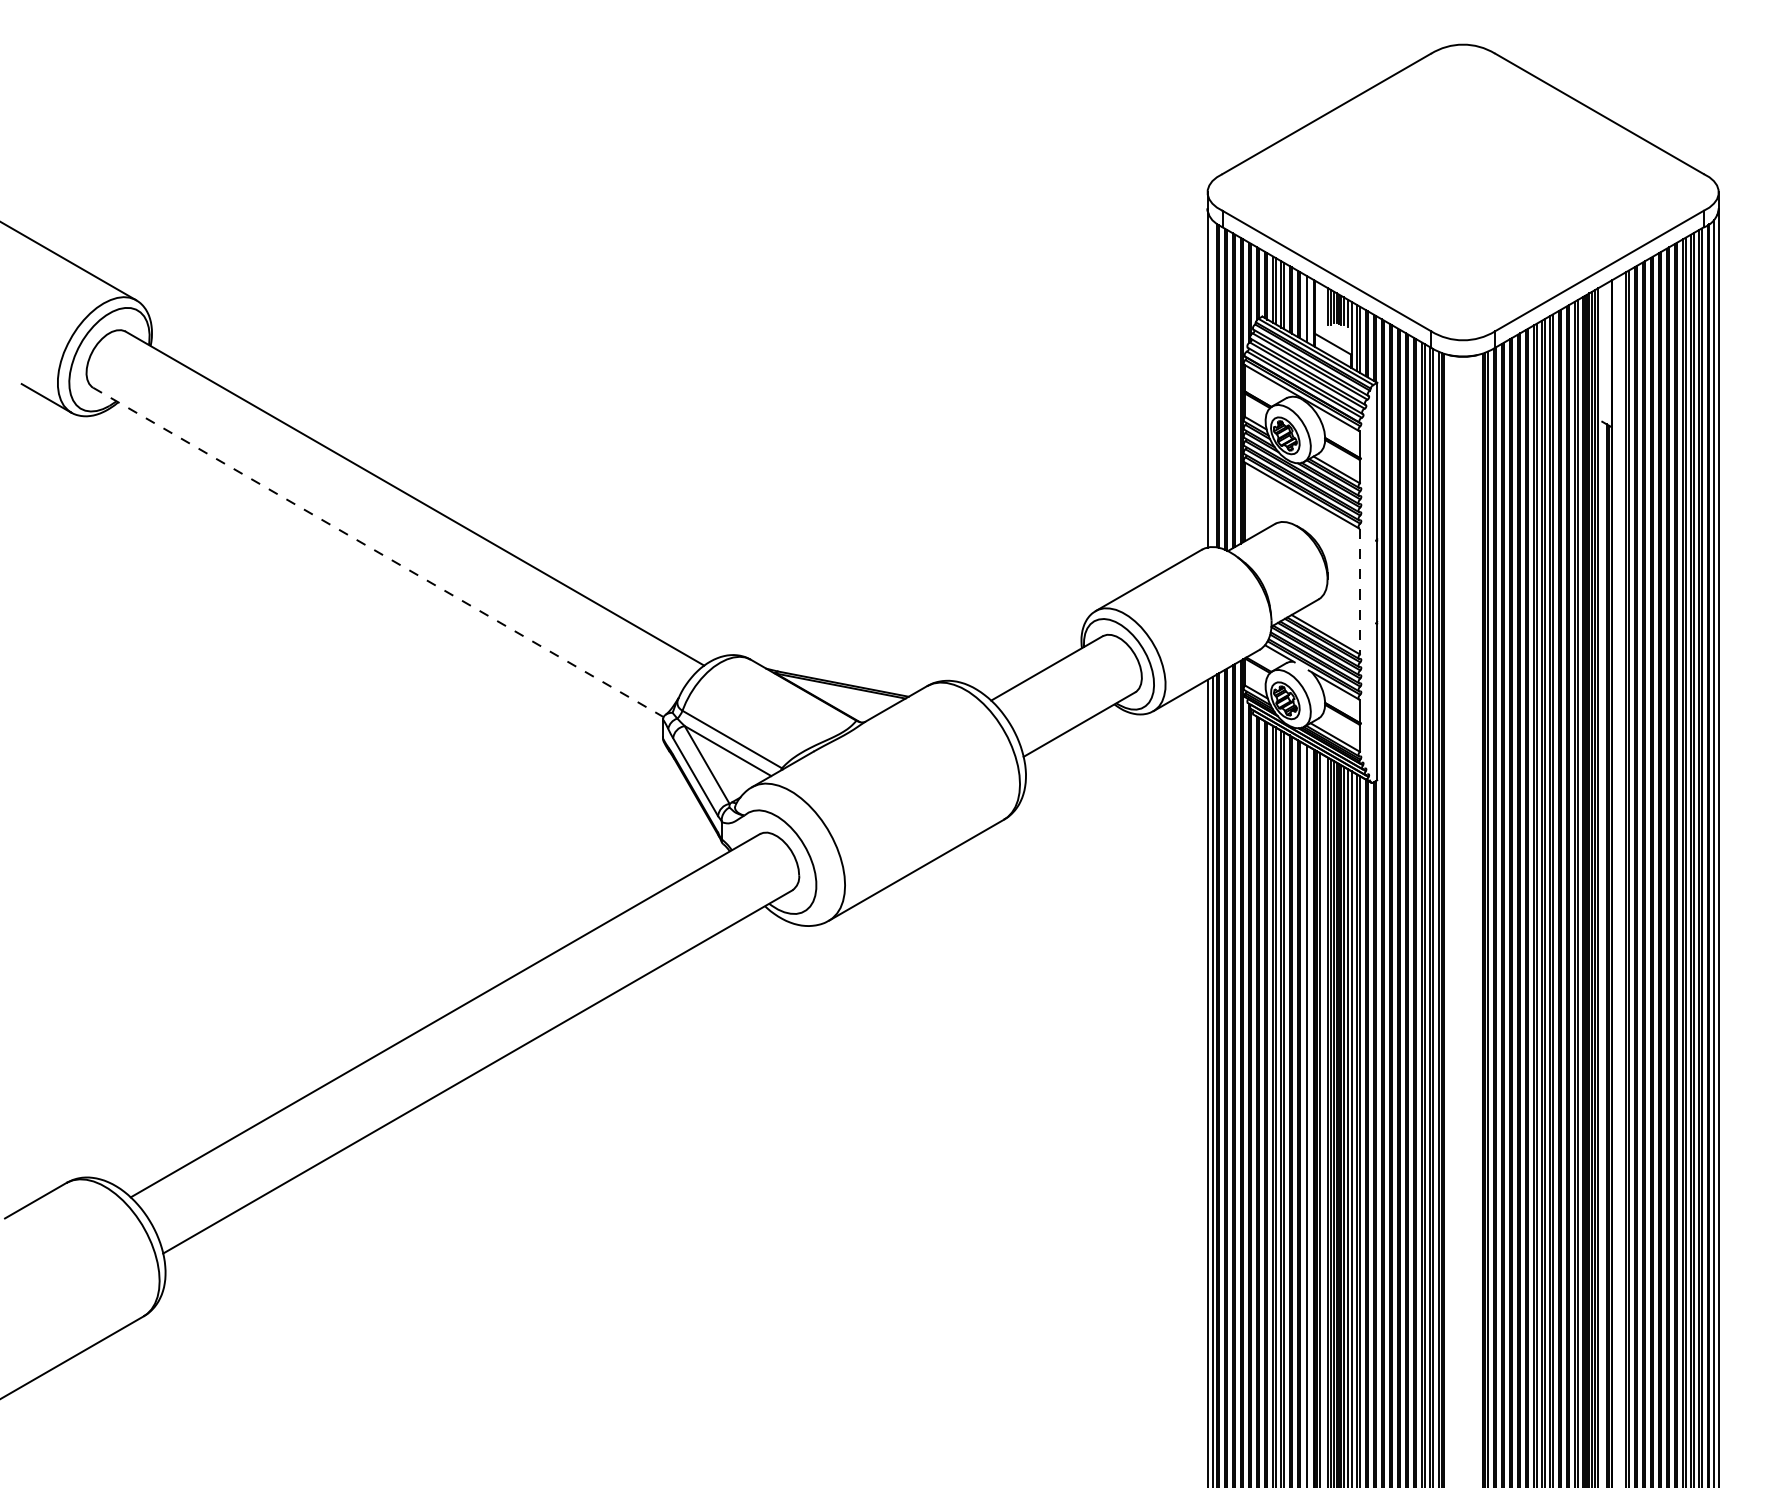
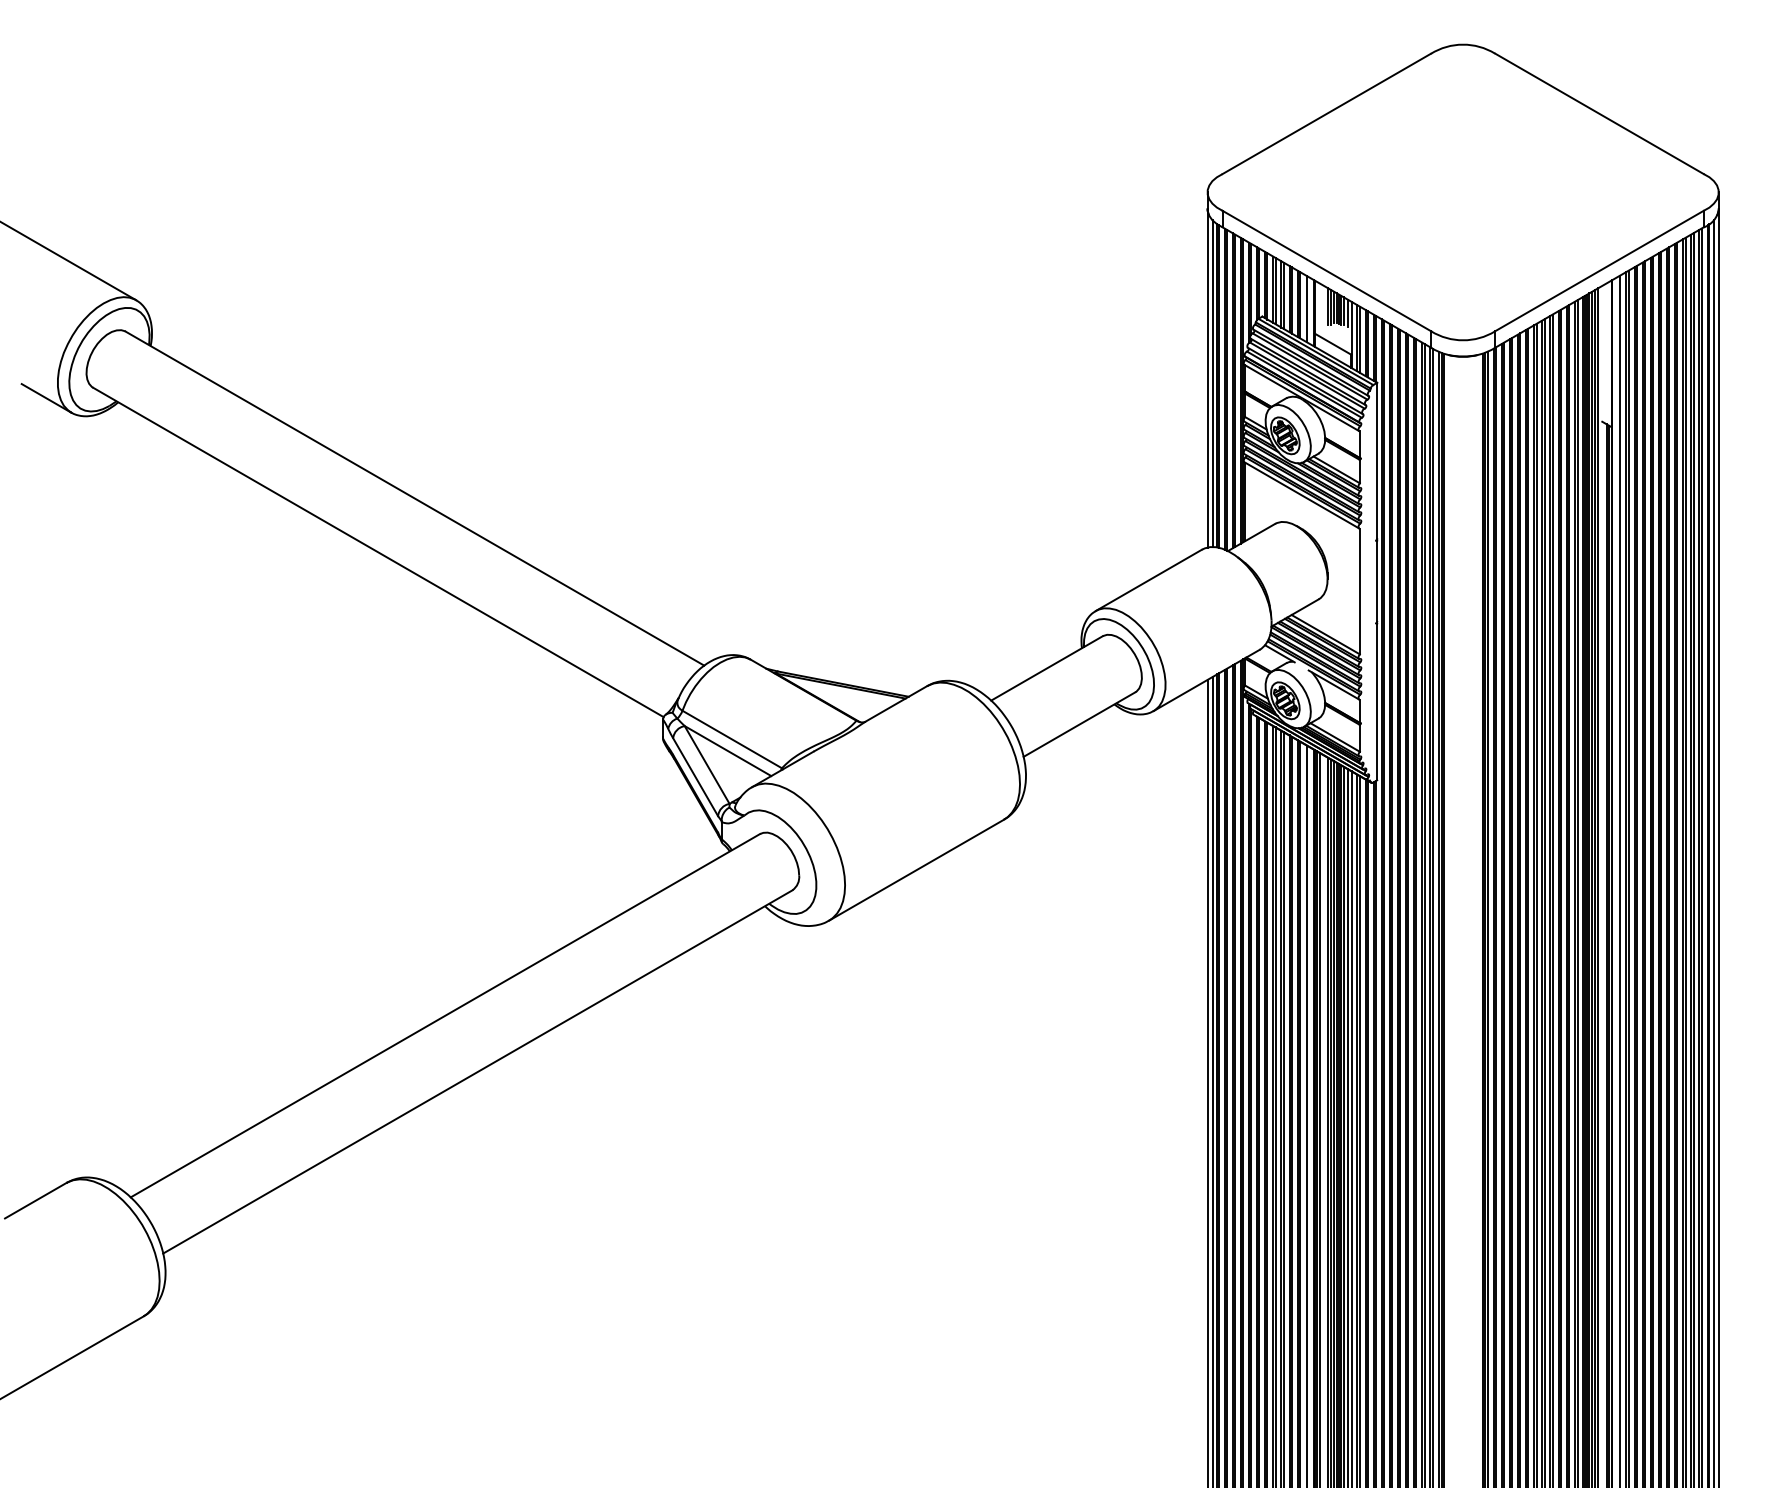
line: none -> present (1212, 383)
line: dashed -> solid (378, 552)
line: dashed -> solid (1359, 591)
line: none -> present (1619, 880)
